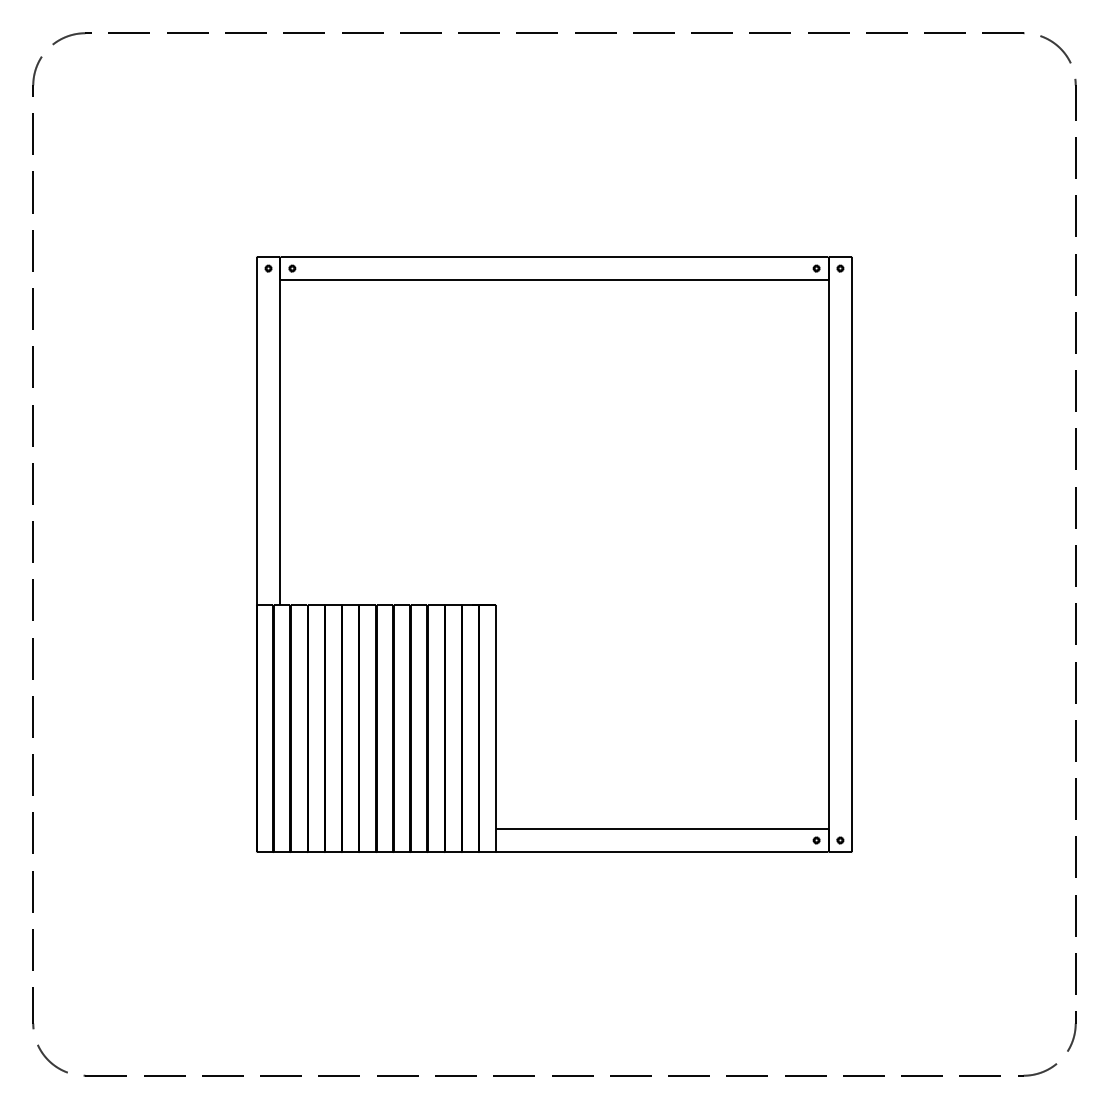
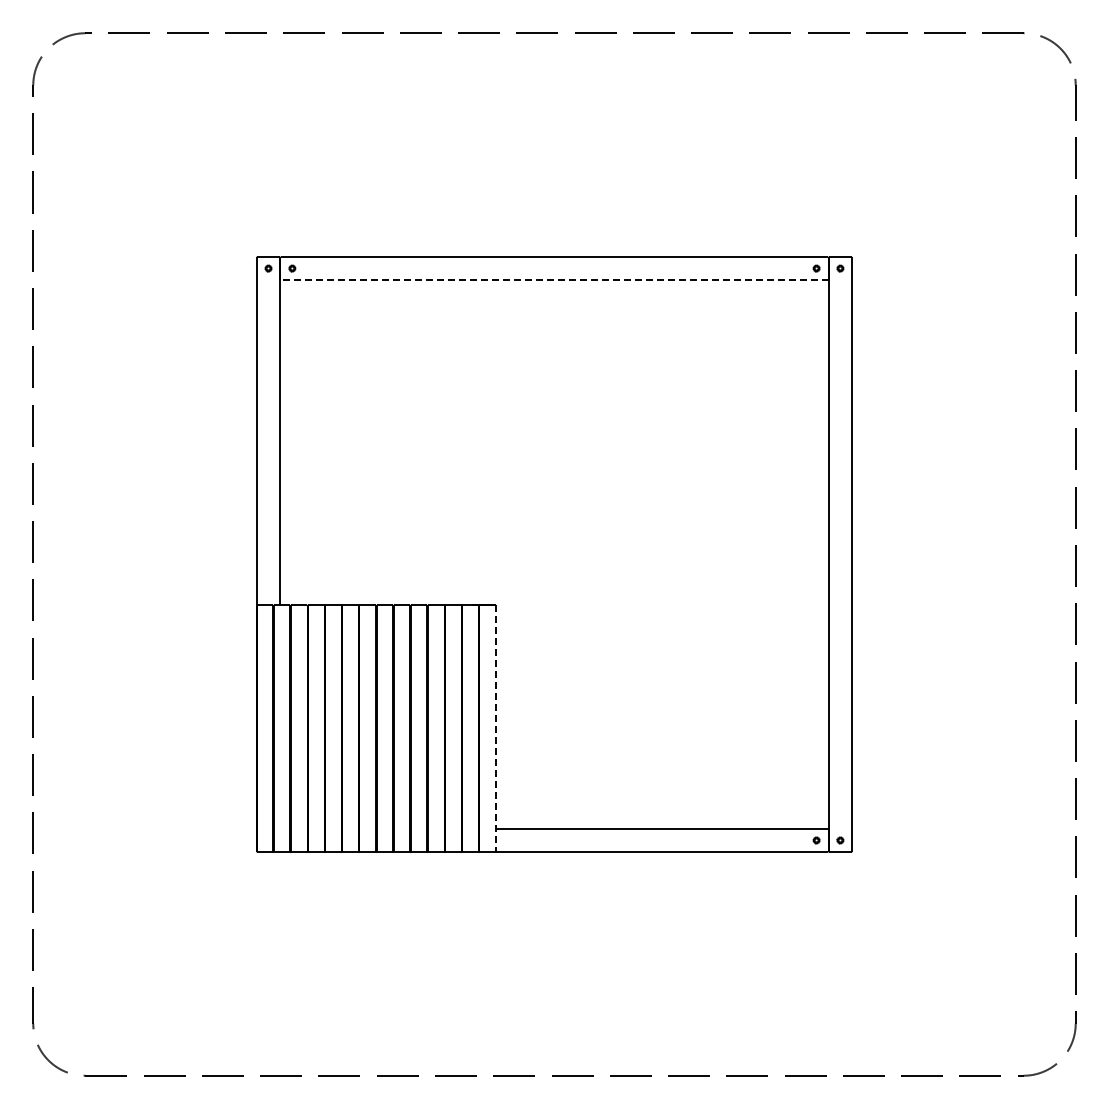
line: solid -> dashed (553, 280)
line: solid -> dashed (495, 729)
